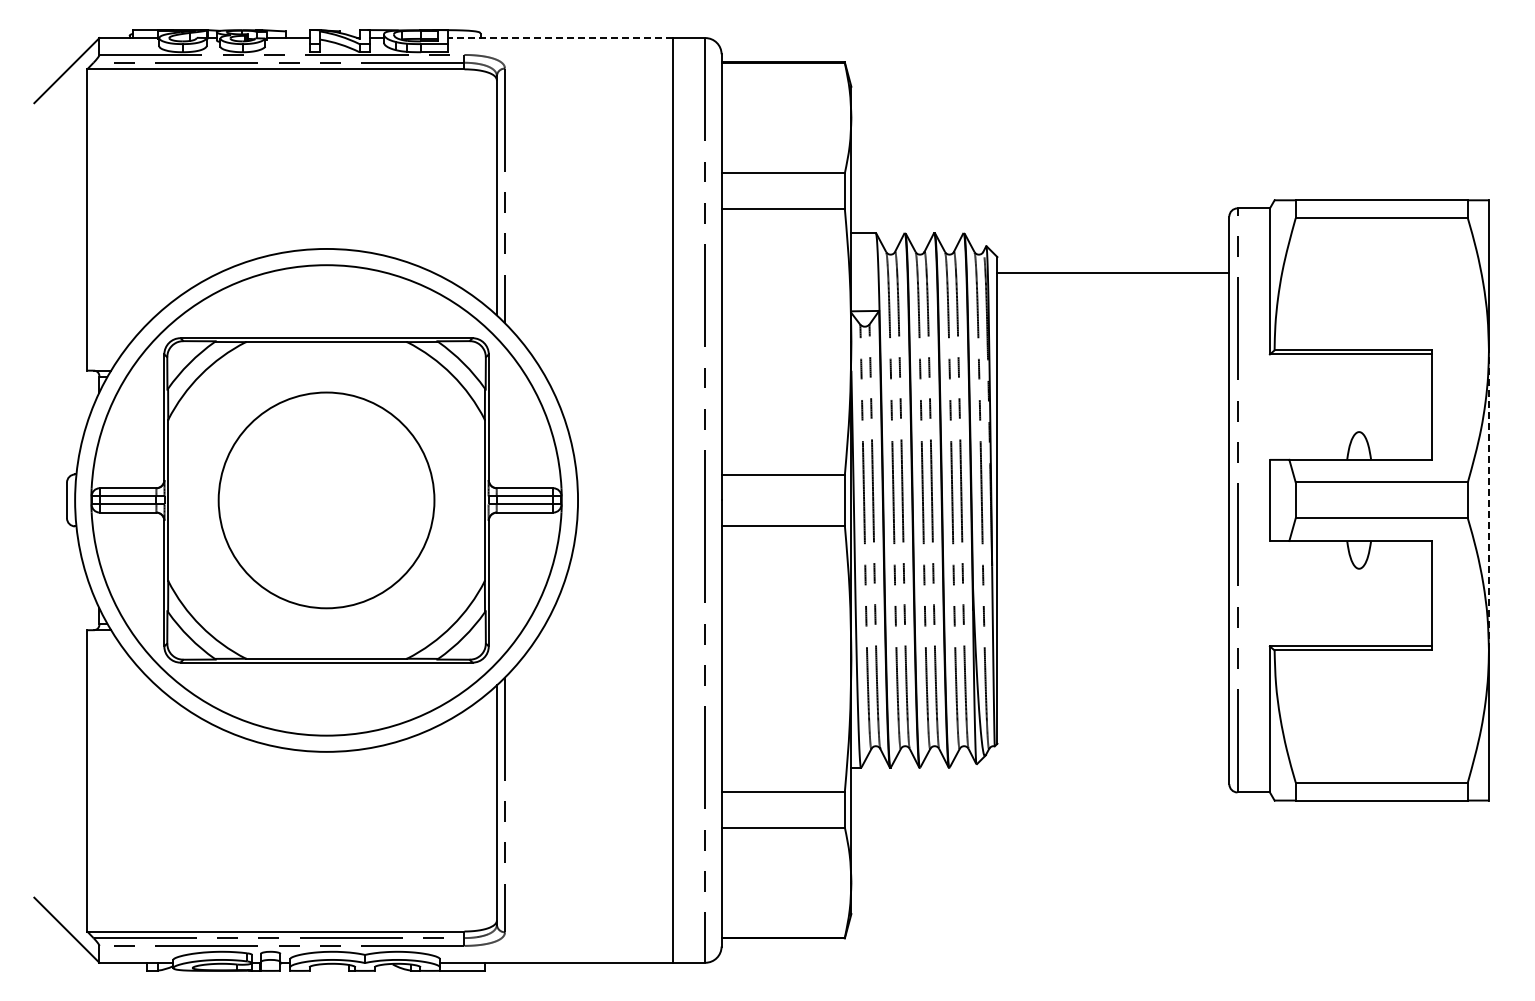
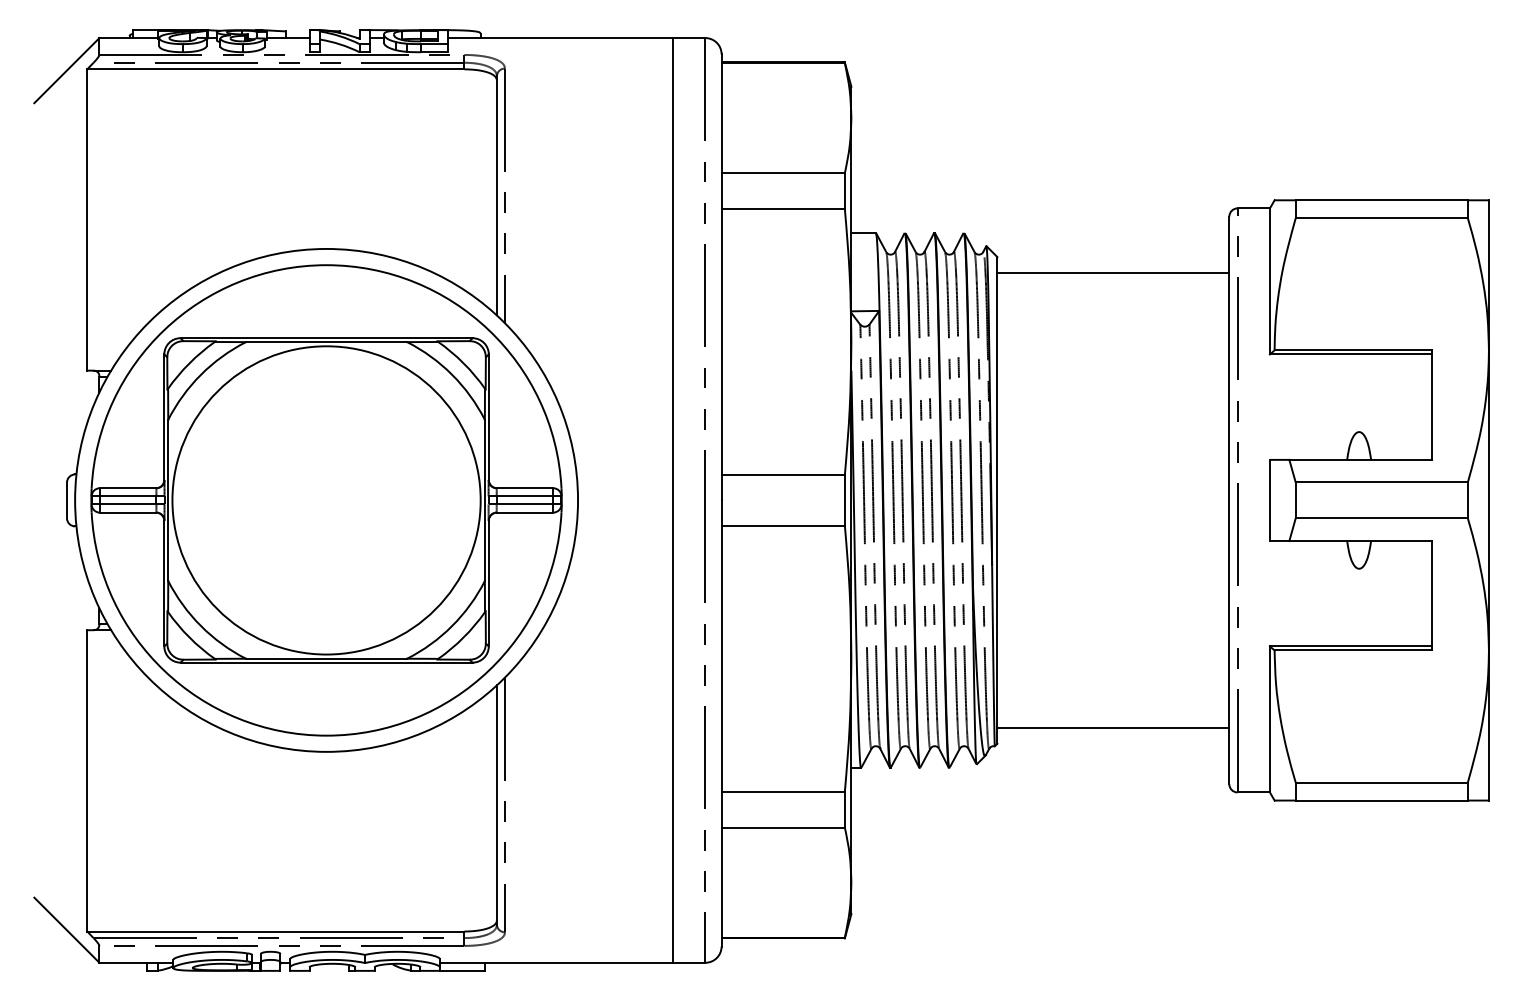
line: dashed -> solid (560, 38)
line: dashed -> solid (1488, 499)
circle diameter: 216 px -> 308 px (326, 500)
line: none -> present (1113, 727)
